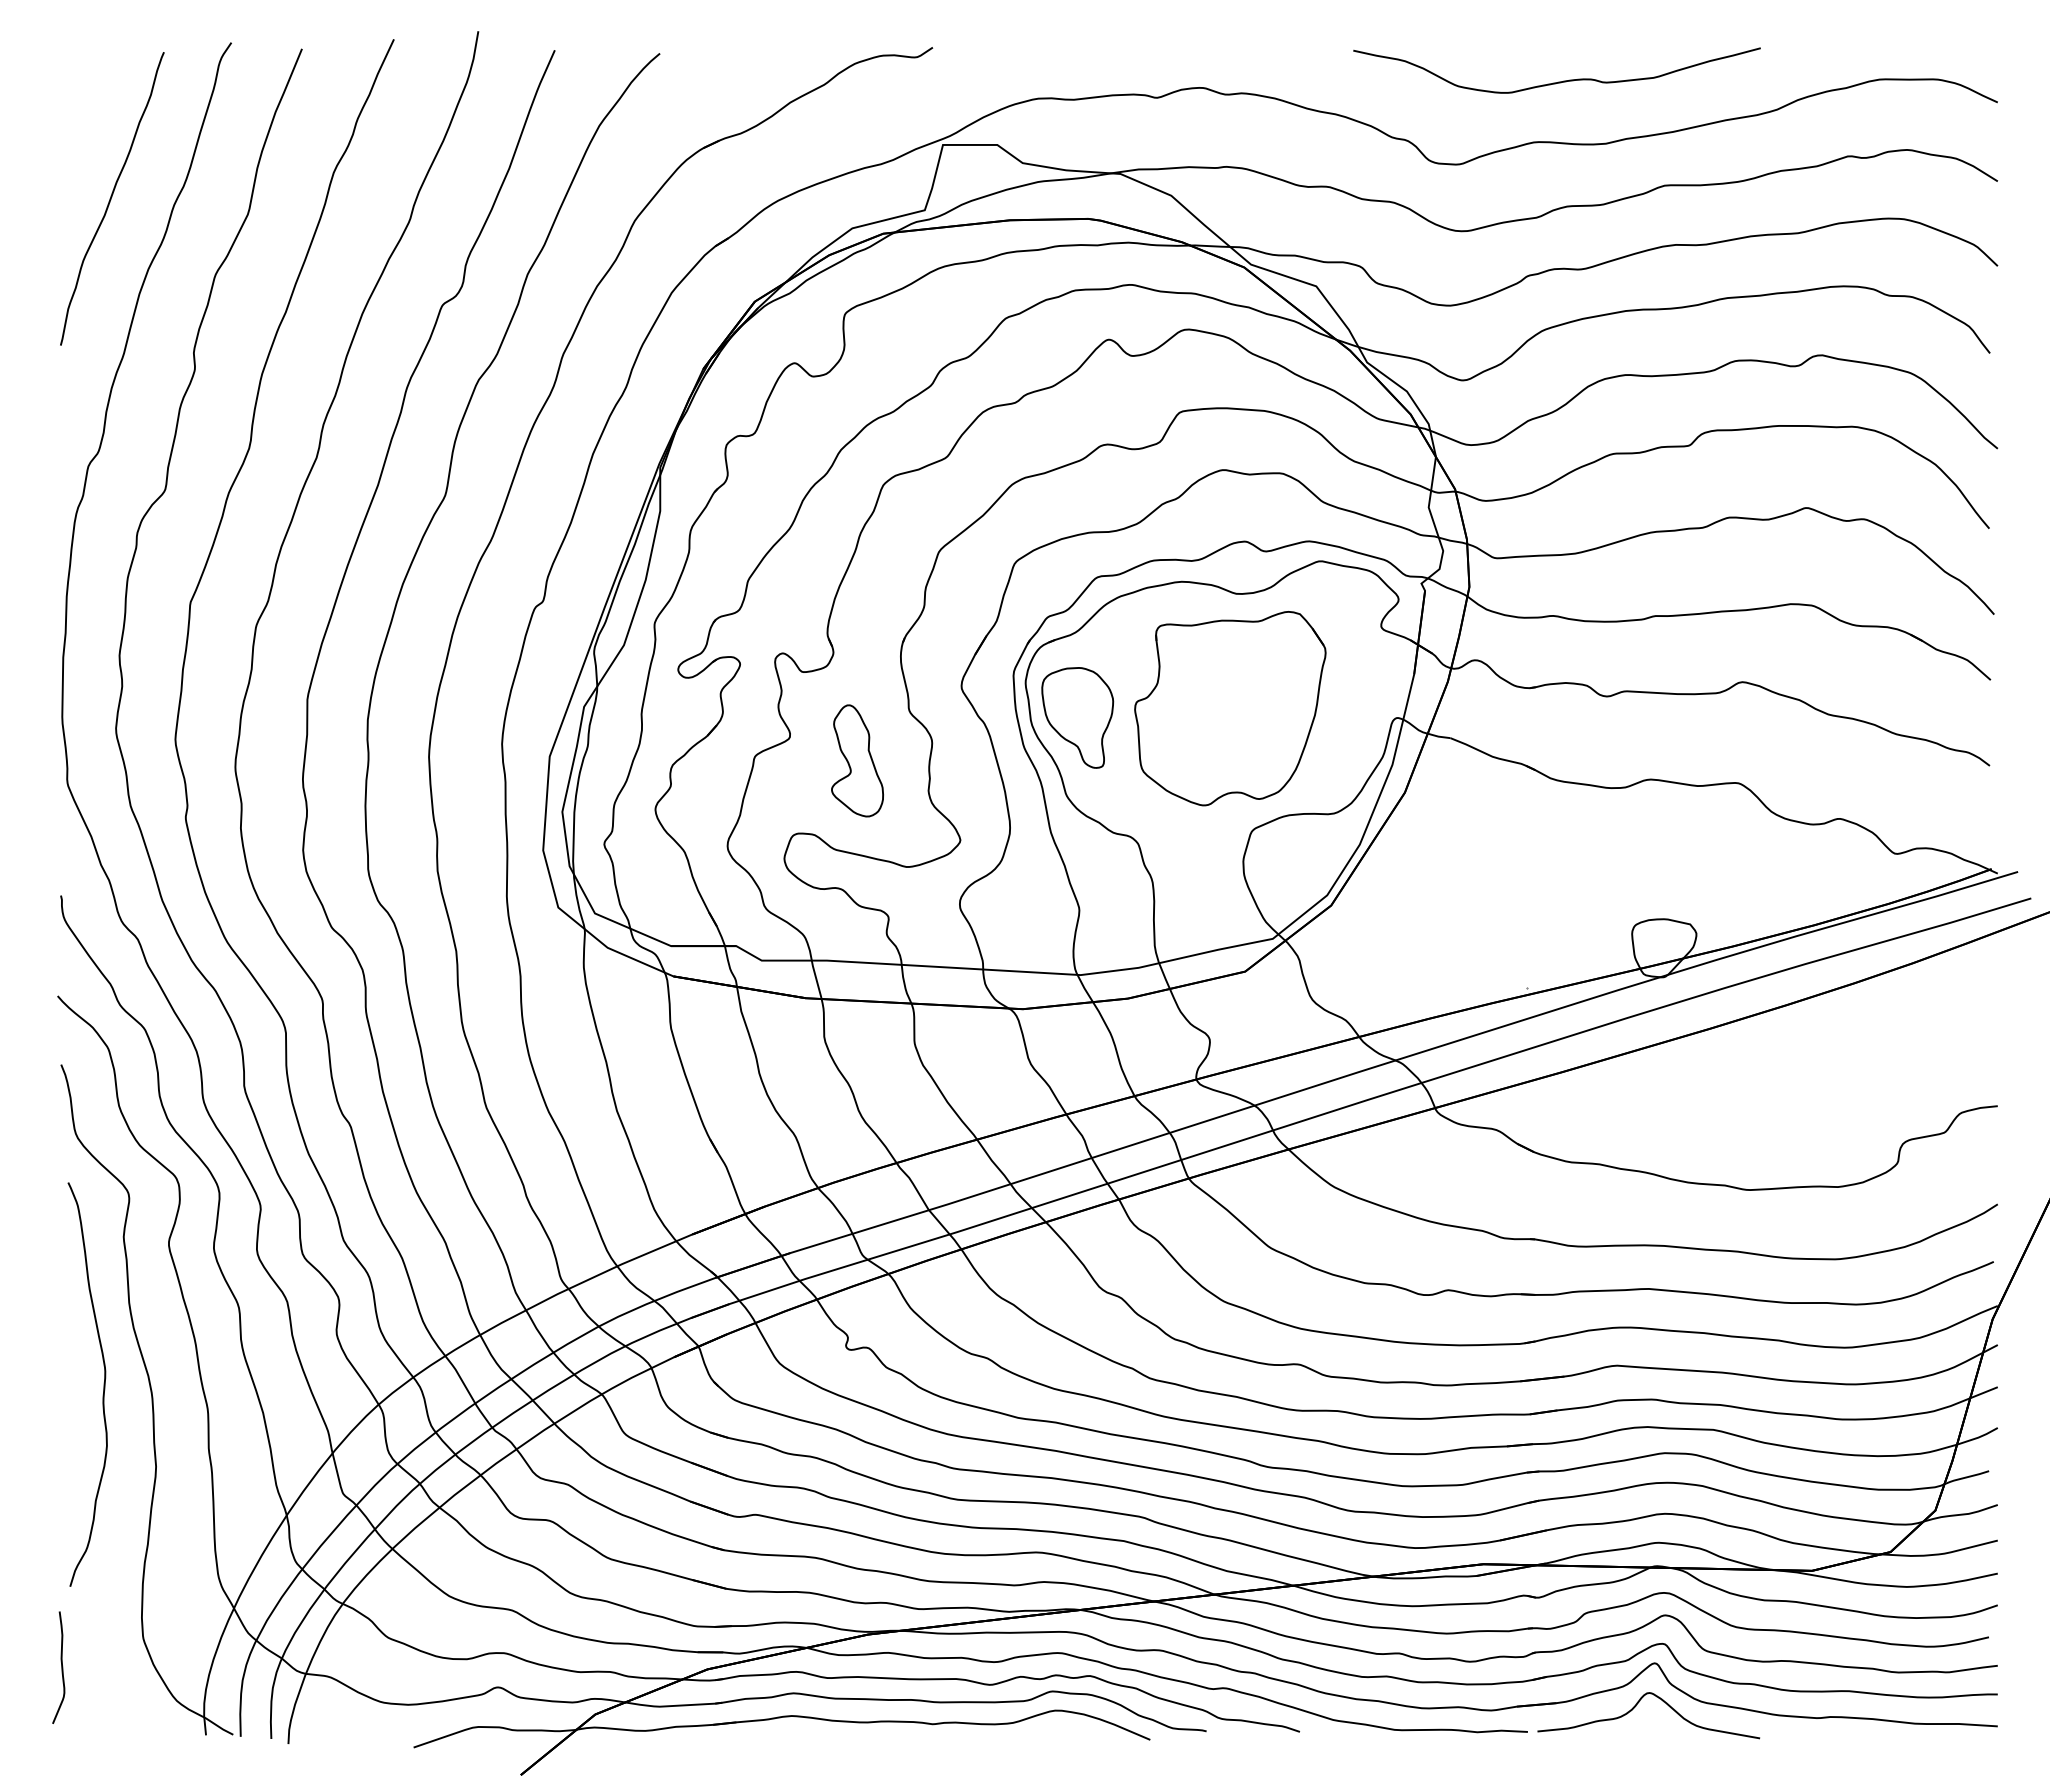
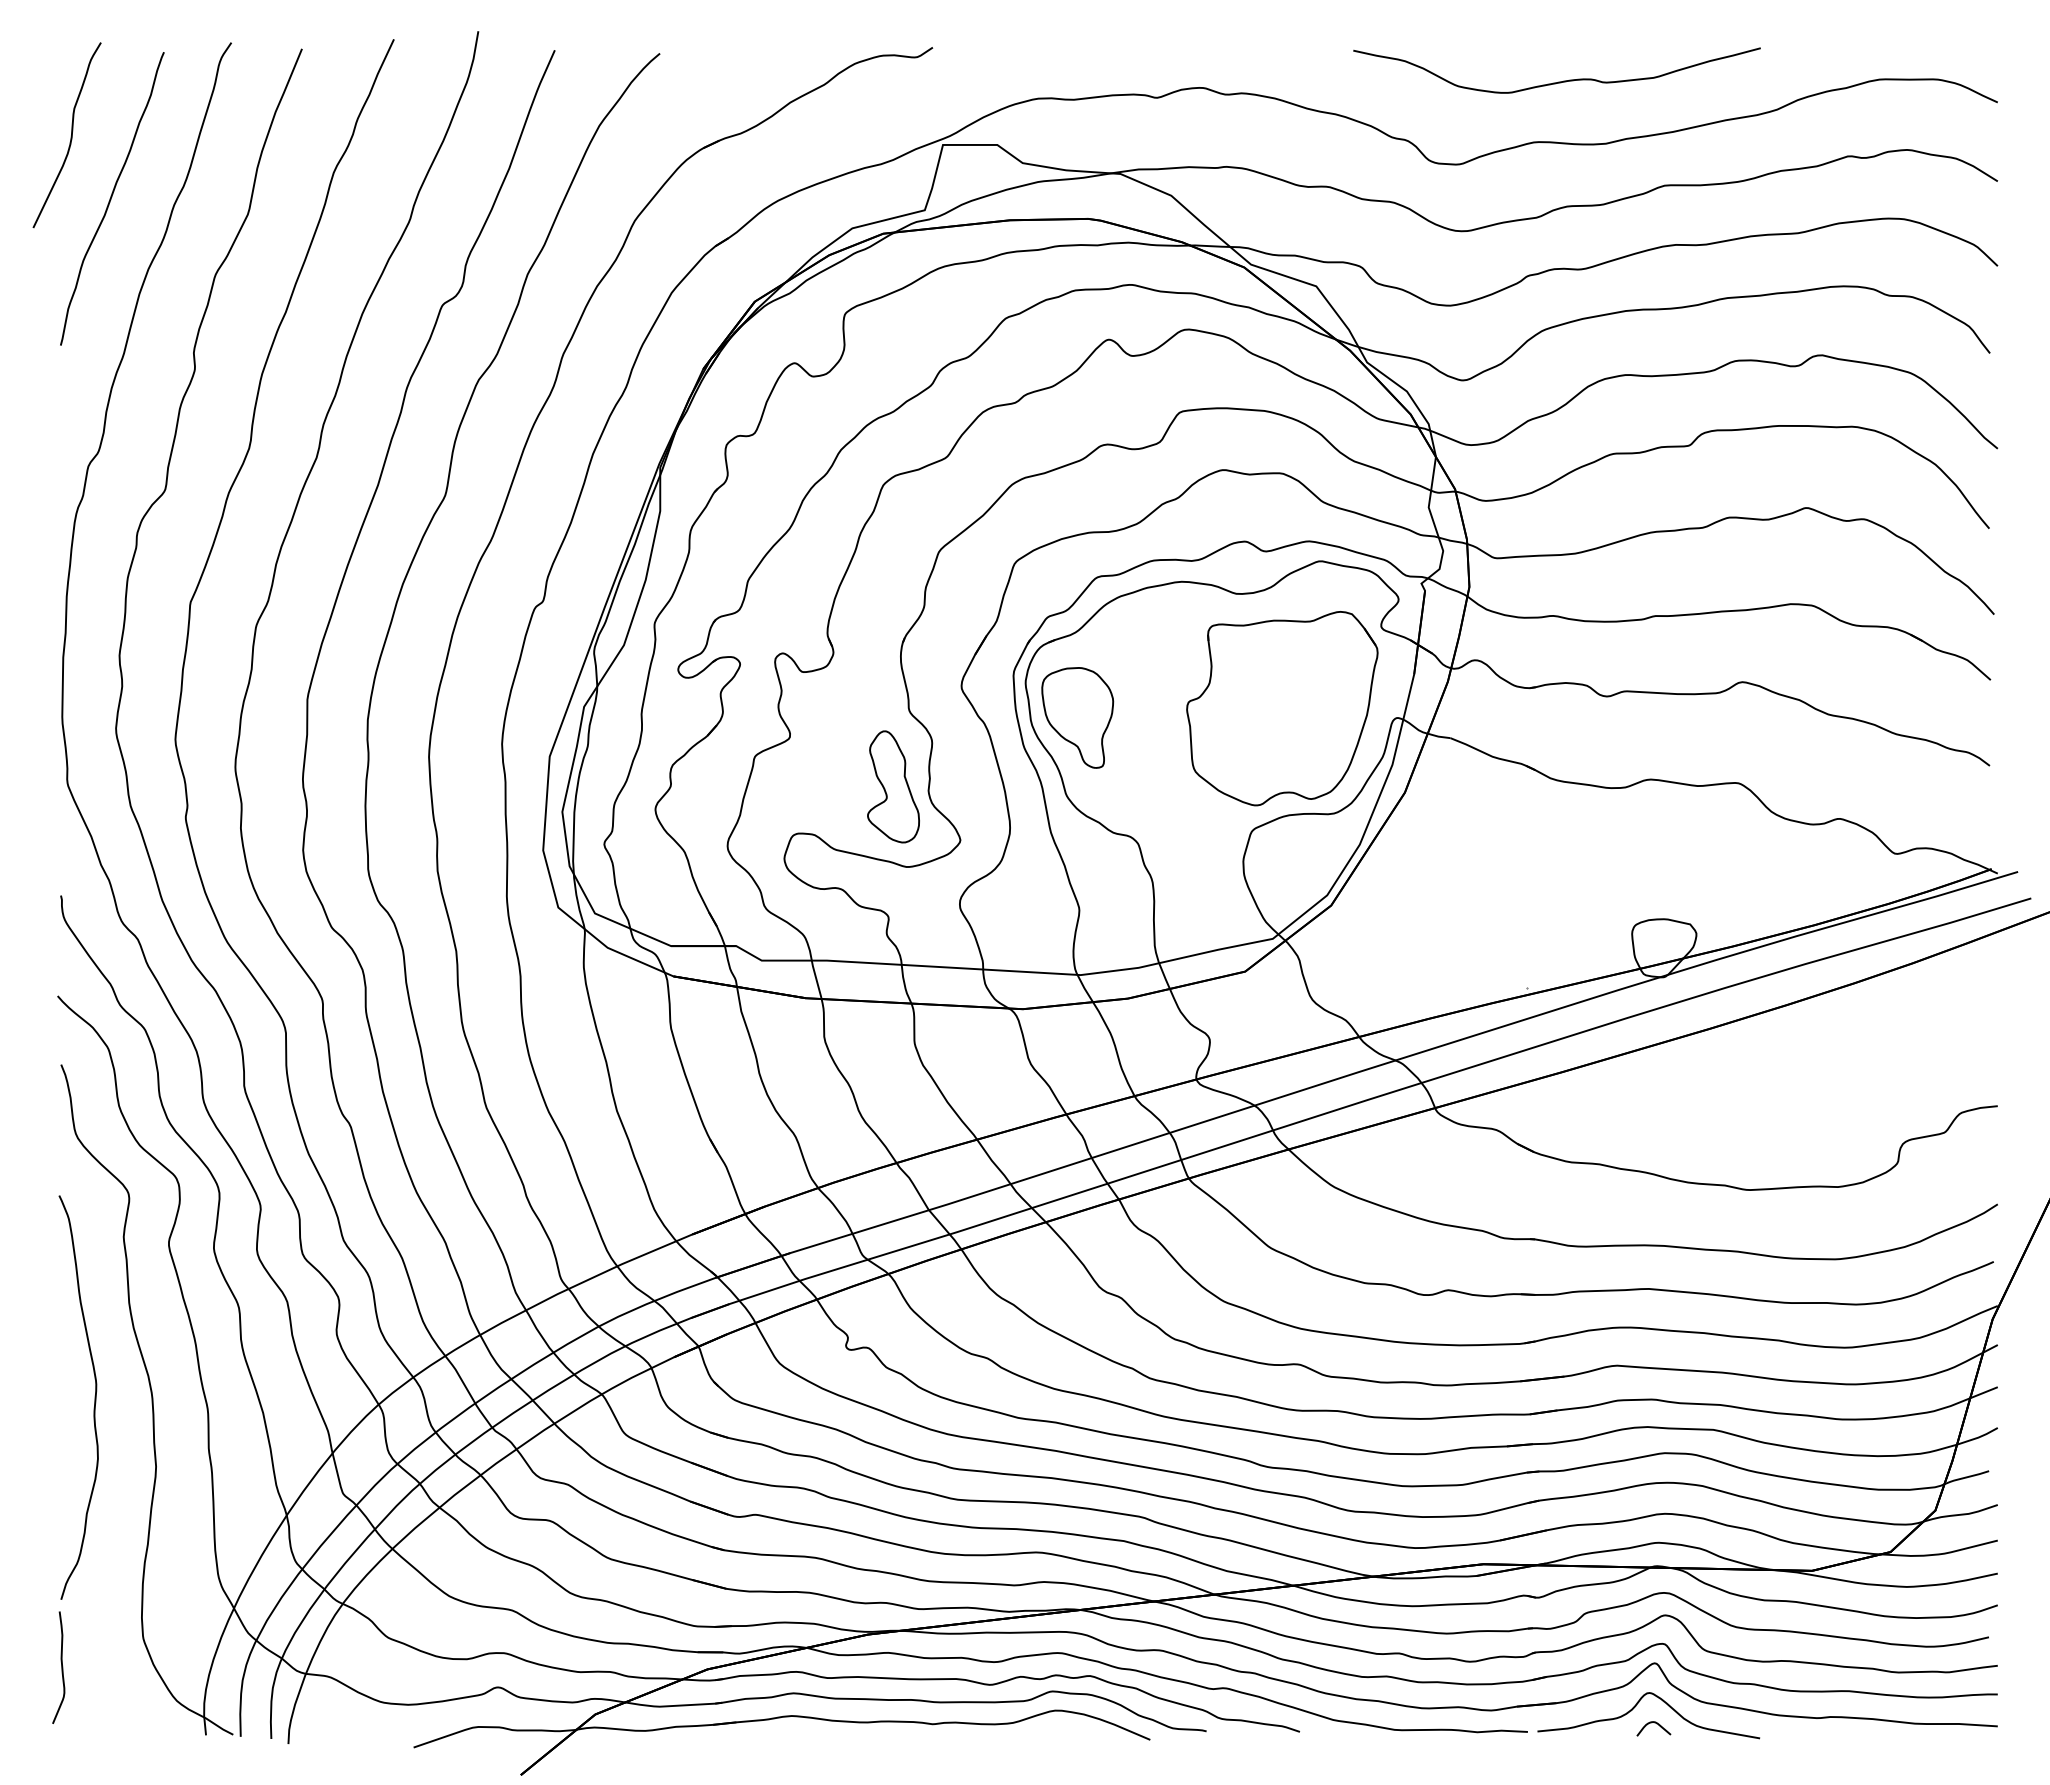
curve: none -> present (70, 136)
part position: (1230, 708) -> (1282, 708) (1282, 708)
part position: (857, 760) -> (893, 786) (893, 786)
curve position: (103, 1384) -> (94, 1397) (94, 1397)
curve: none -> present (1656, 1724)
